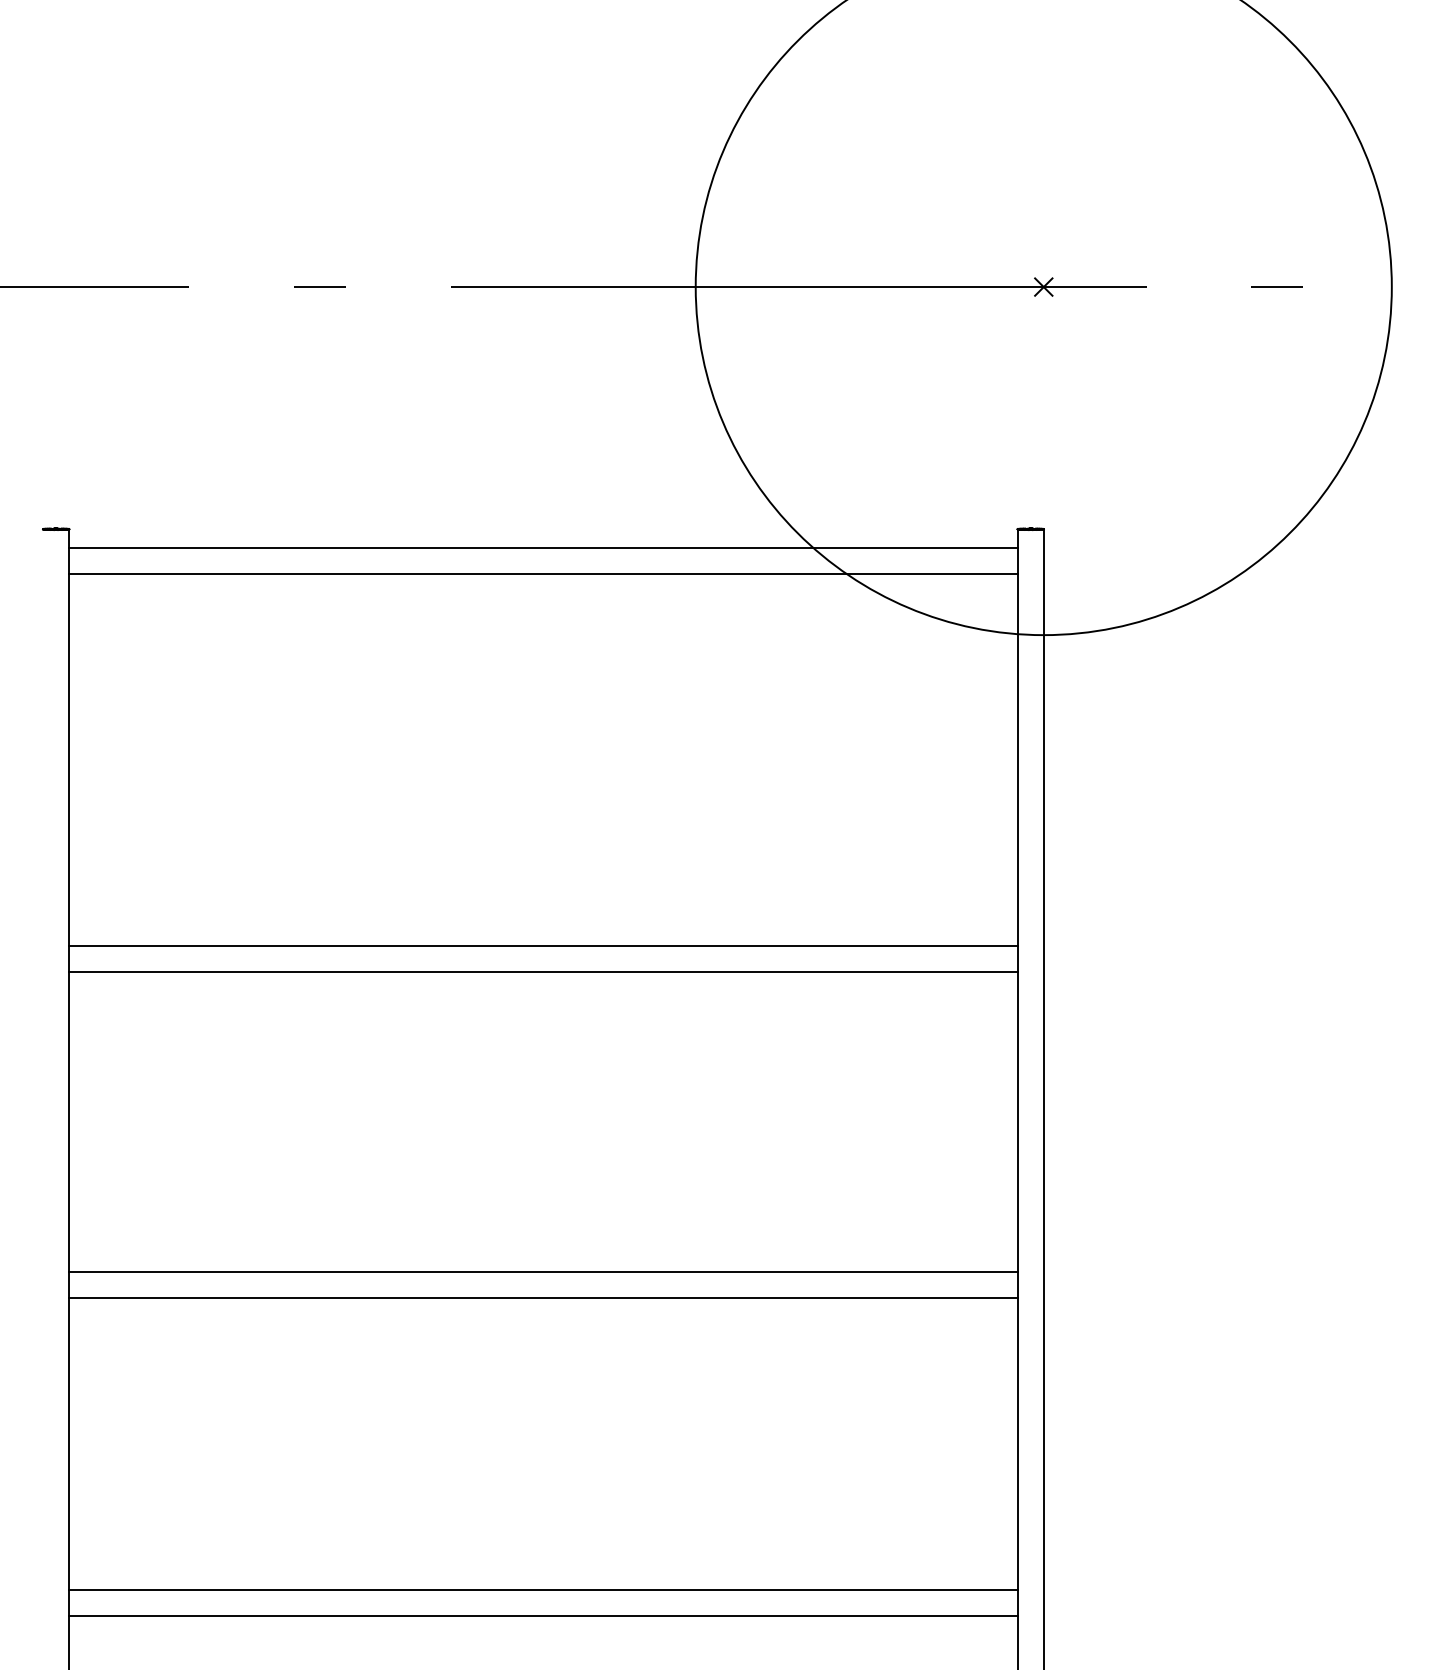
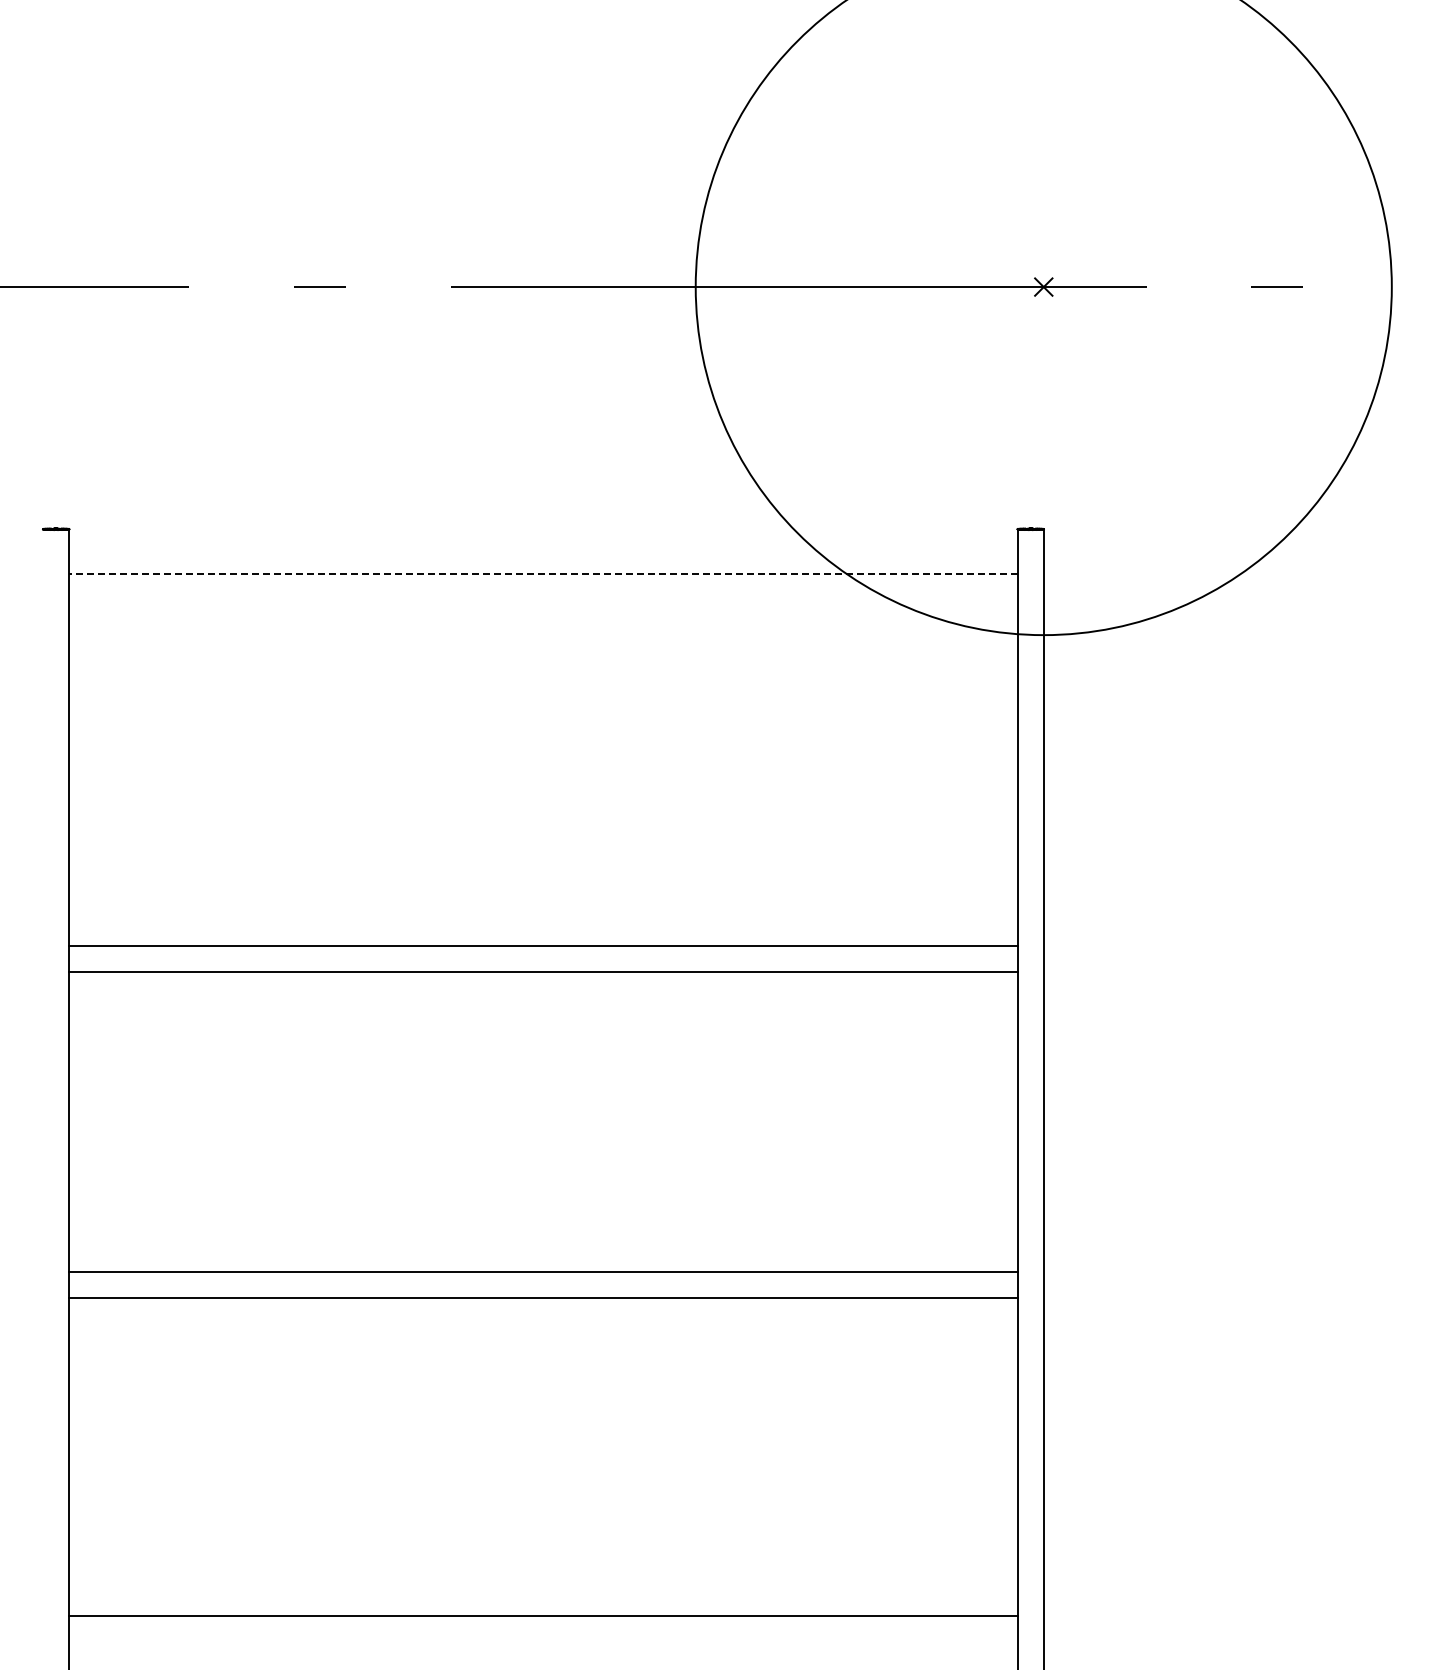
line: present -> none (543, 547)
line: solid -> dashed (542, 574)
line: present -> none (543, 1590)
